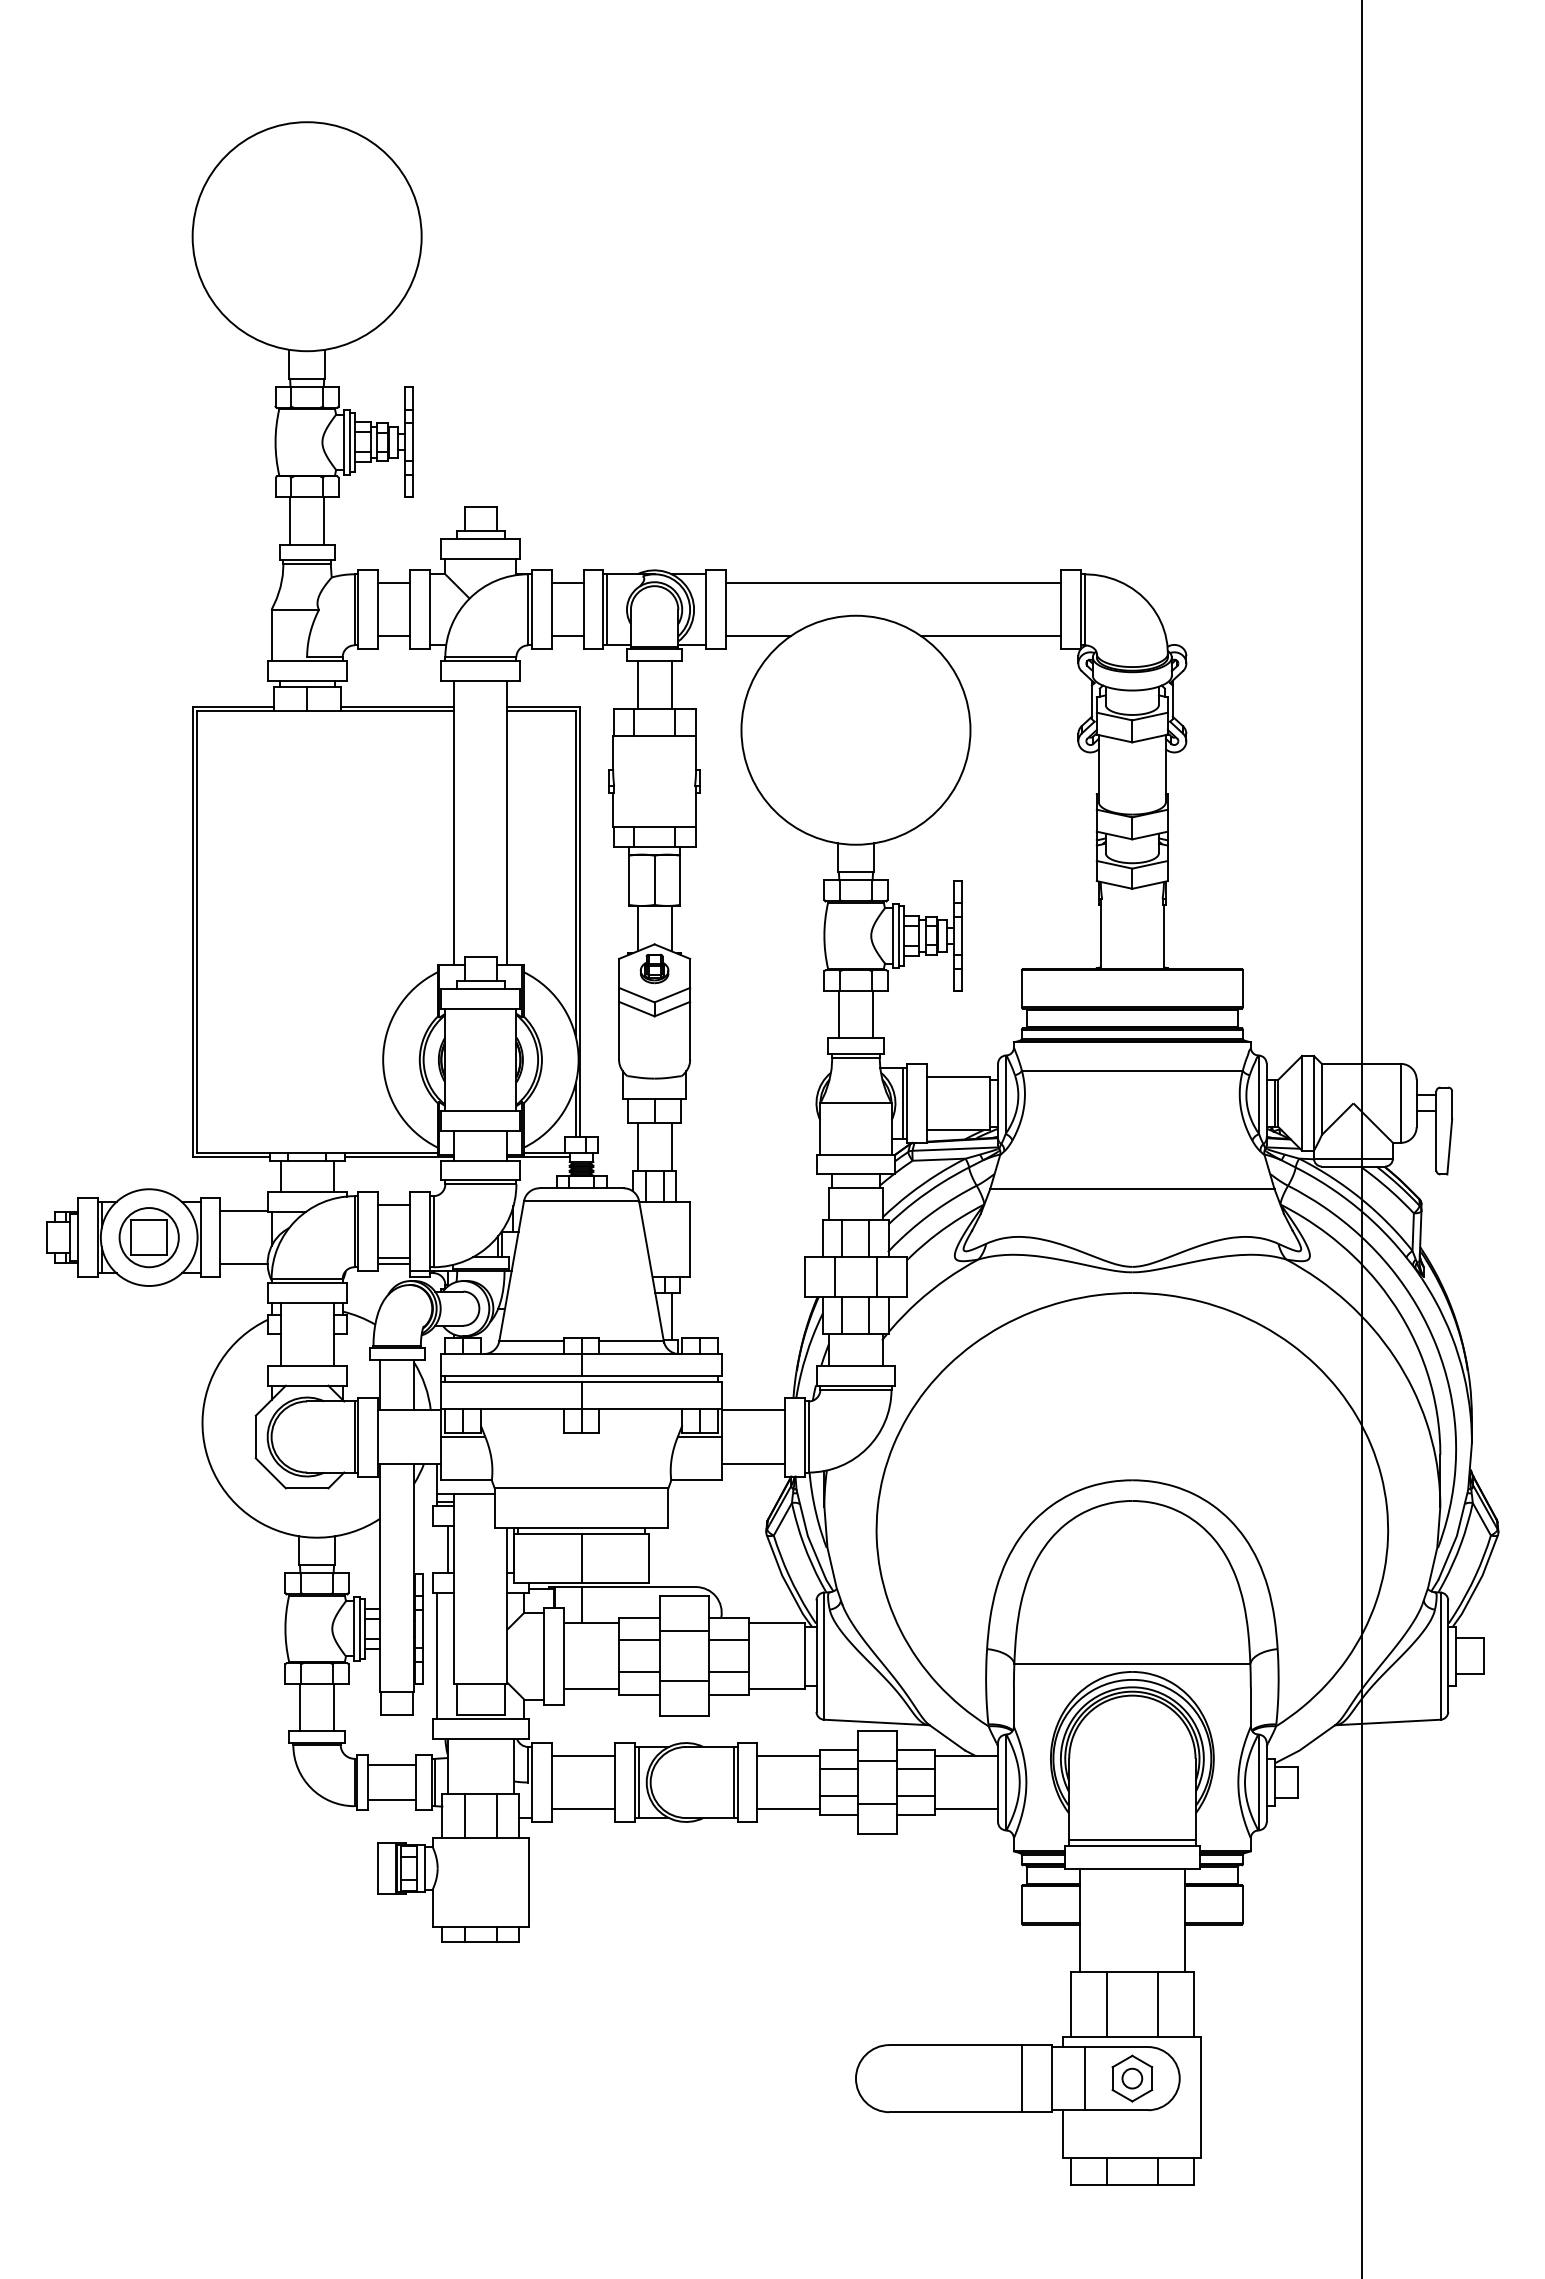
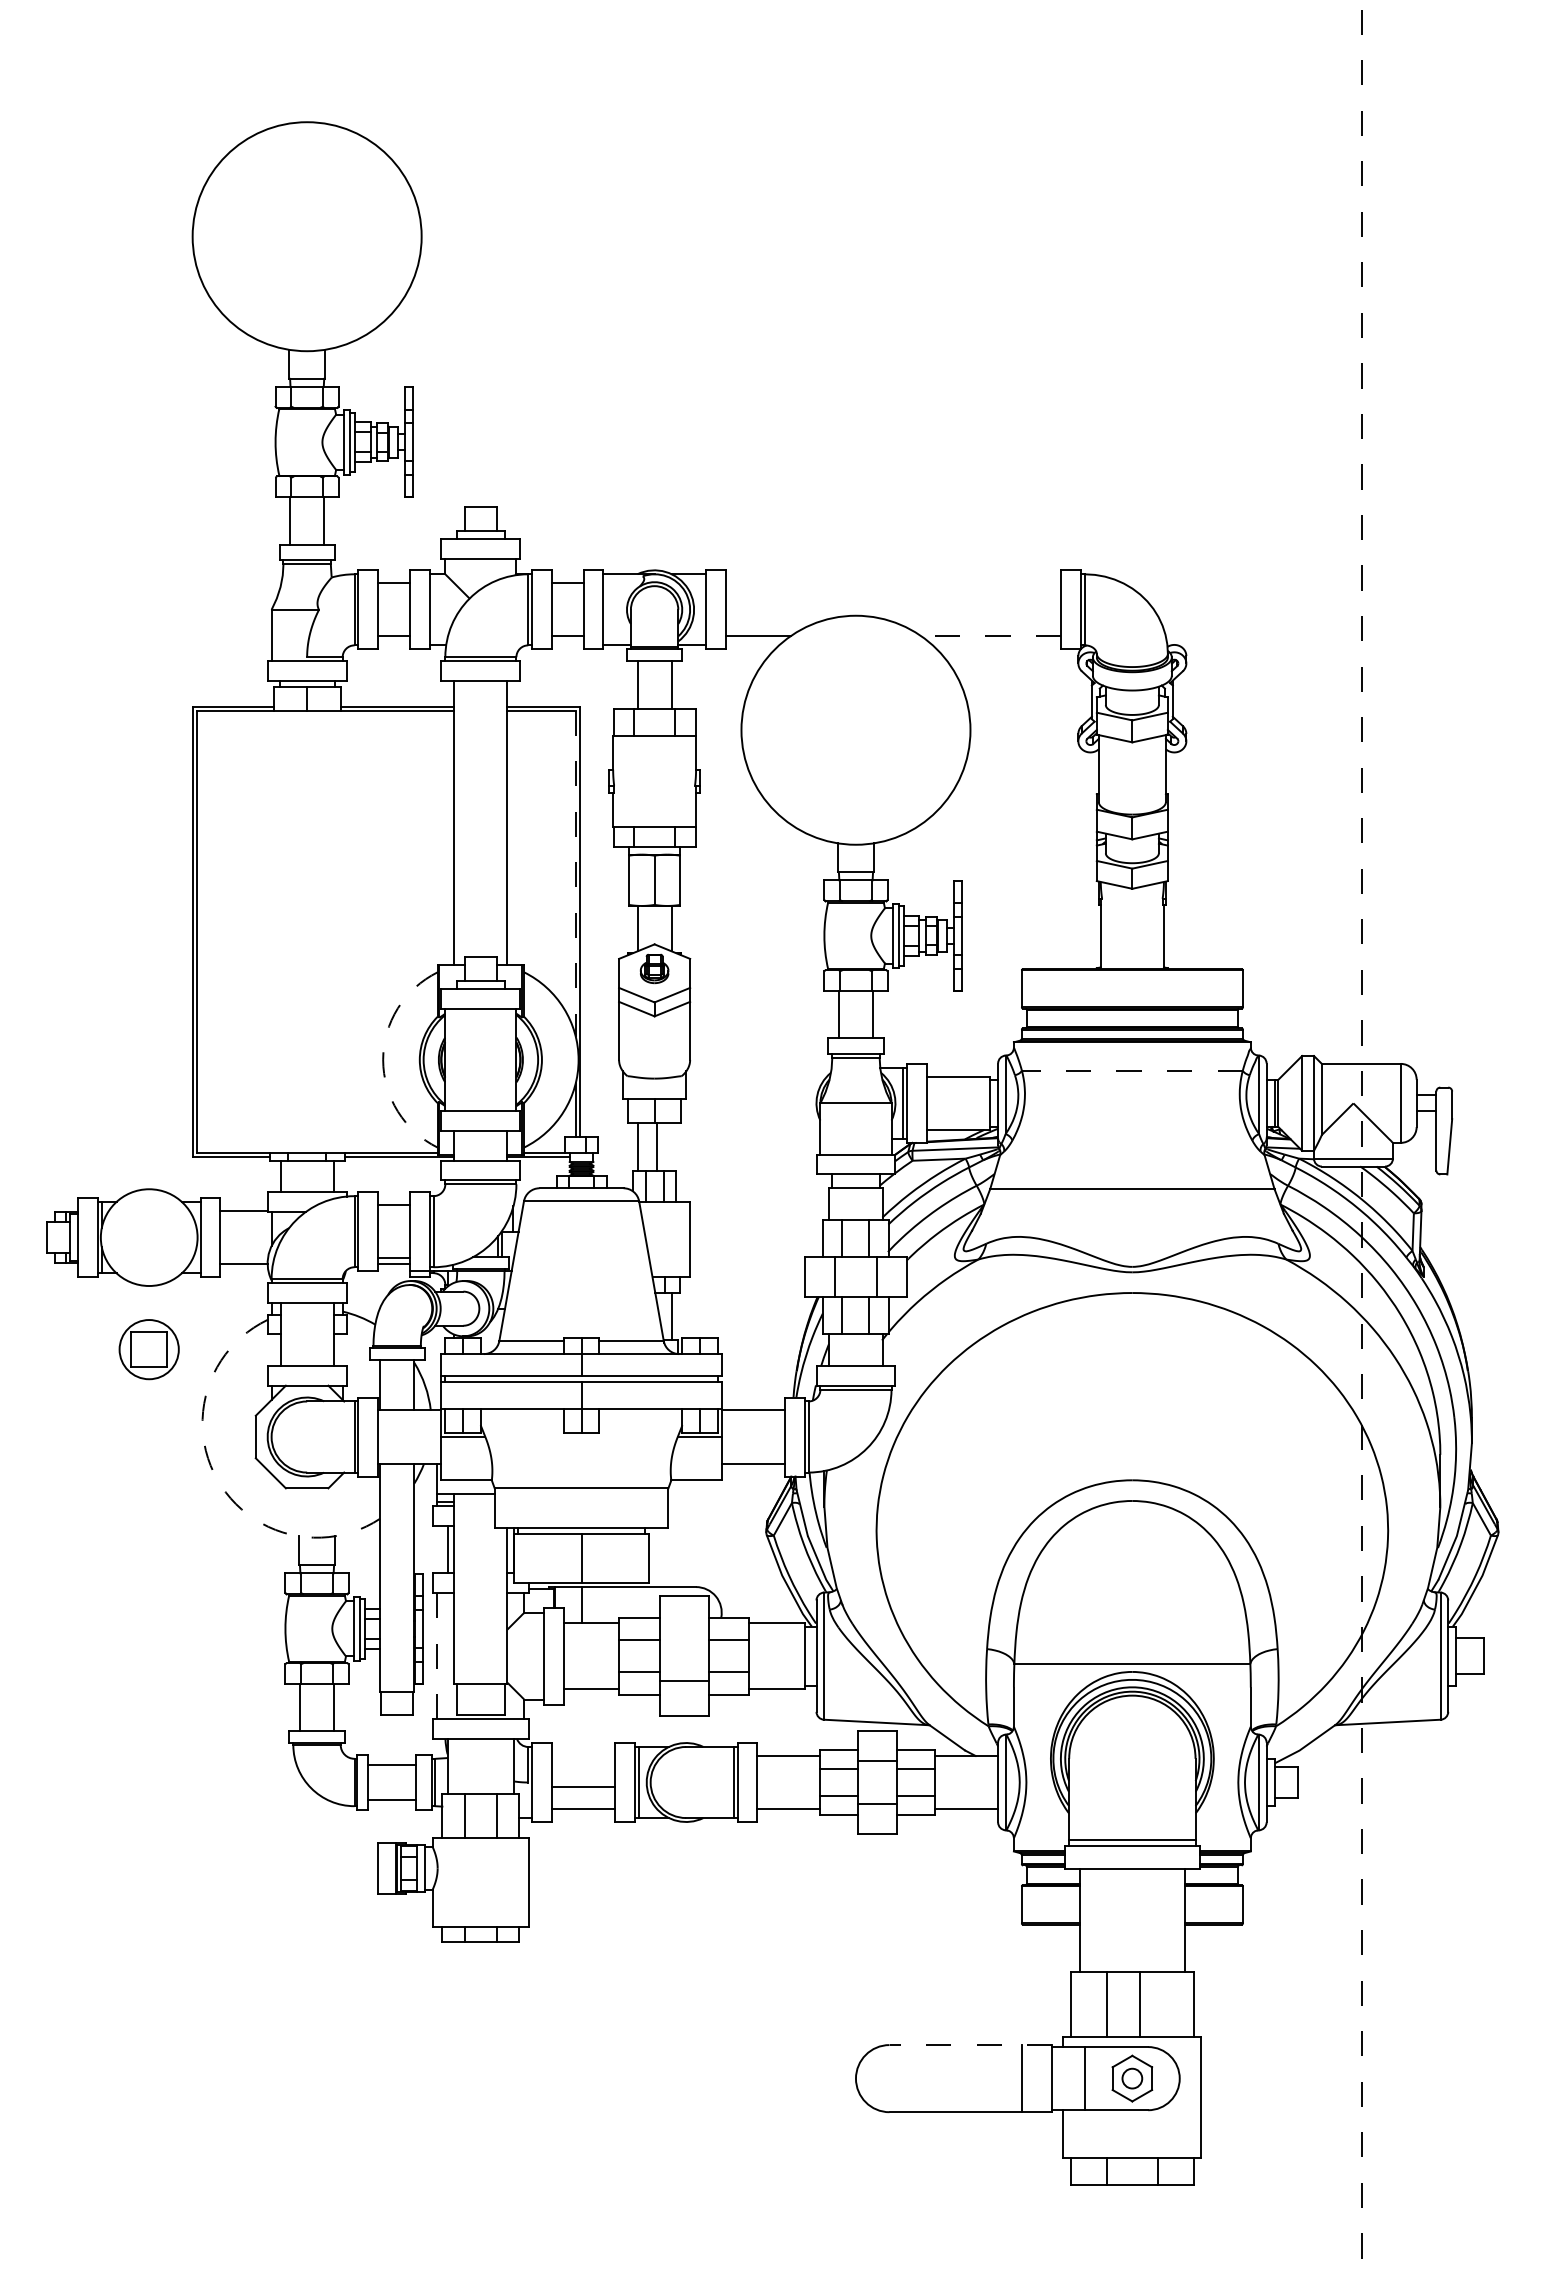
line: present -> none (893, 583)
line: present -> none (607, 609)
line: solid -> dashed (991, 636)
line: solid -> dashed (575, 874)
arc: solid -> dashed (383, 1059)
line: solid -> dashed (1131, 1070)
line: solid -> dashed (1361, 1139)
line position: (671, 1146) -> (656, 1146) (656, 1146)
part position: (148, 1237) -> (148, 1349) (148, 1349)
arc: solid -> dashed (217, 1479)
line: present -> none (683, 1631)
line: solid -> dashed (437, 1656)
line position: (583, 1755) -> (583, 1786) (583, 1786)
line position: (1157, 2004) -> (1139, 2004) (1139, 2004)
line: solid -> dashed (970, 2045)
